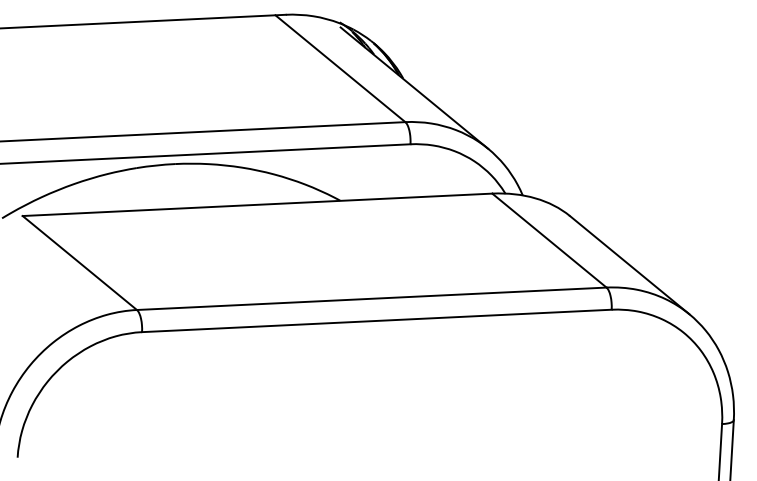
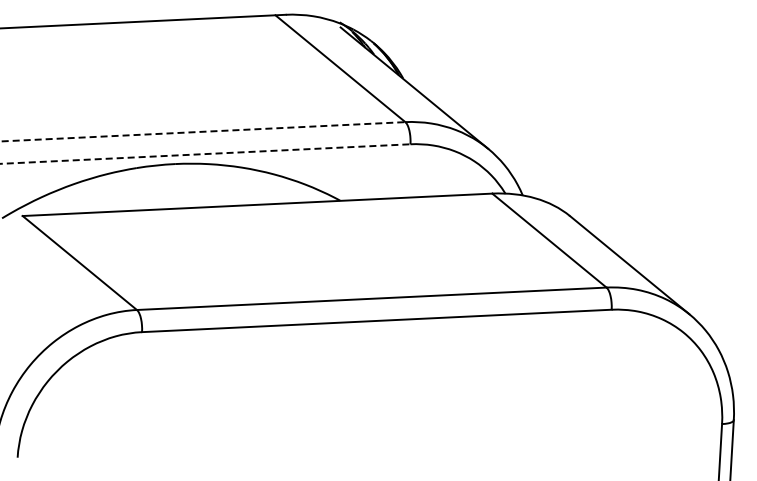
line: solid -> dashed (202, 131)
line: solid -> dashed (206, 154)
